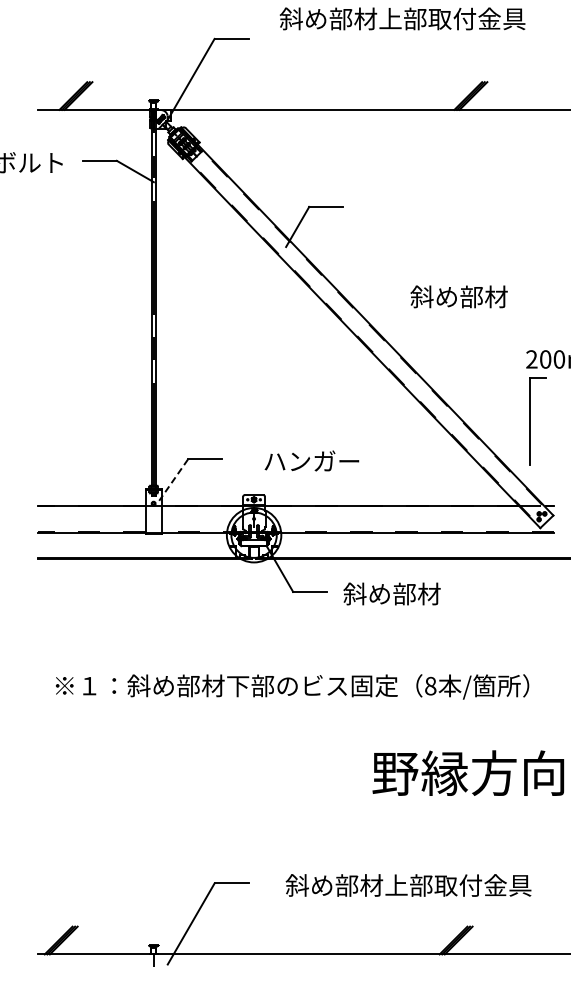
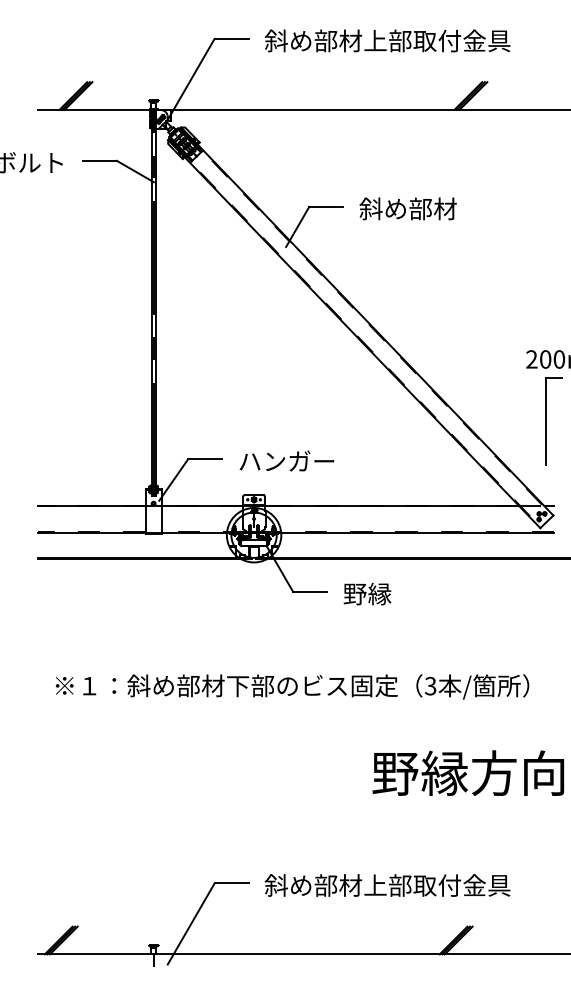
text position: (402, 18) -> (387, 40) (387, 40)
text position: (458, 296) -> (407, 208) (407, 208)
part position: (530, 421) -> (546, 421) (546, 421)
text position: (311, 460) -> (286, 460) (286, 460)
line: dashed -> solid (173, 480)
text: 斜め部材 -> 野縁 (391, 593)
text: 8 -> 3 (430, 685)
text position: (408, 885) -> (387, 885) (387, 885)
